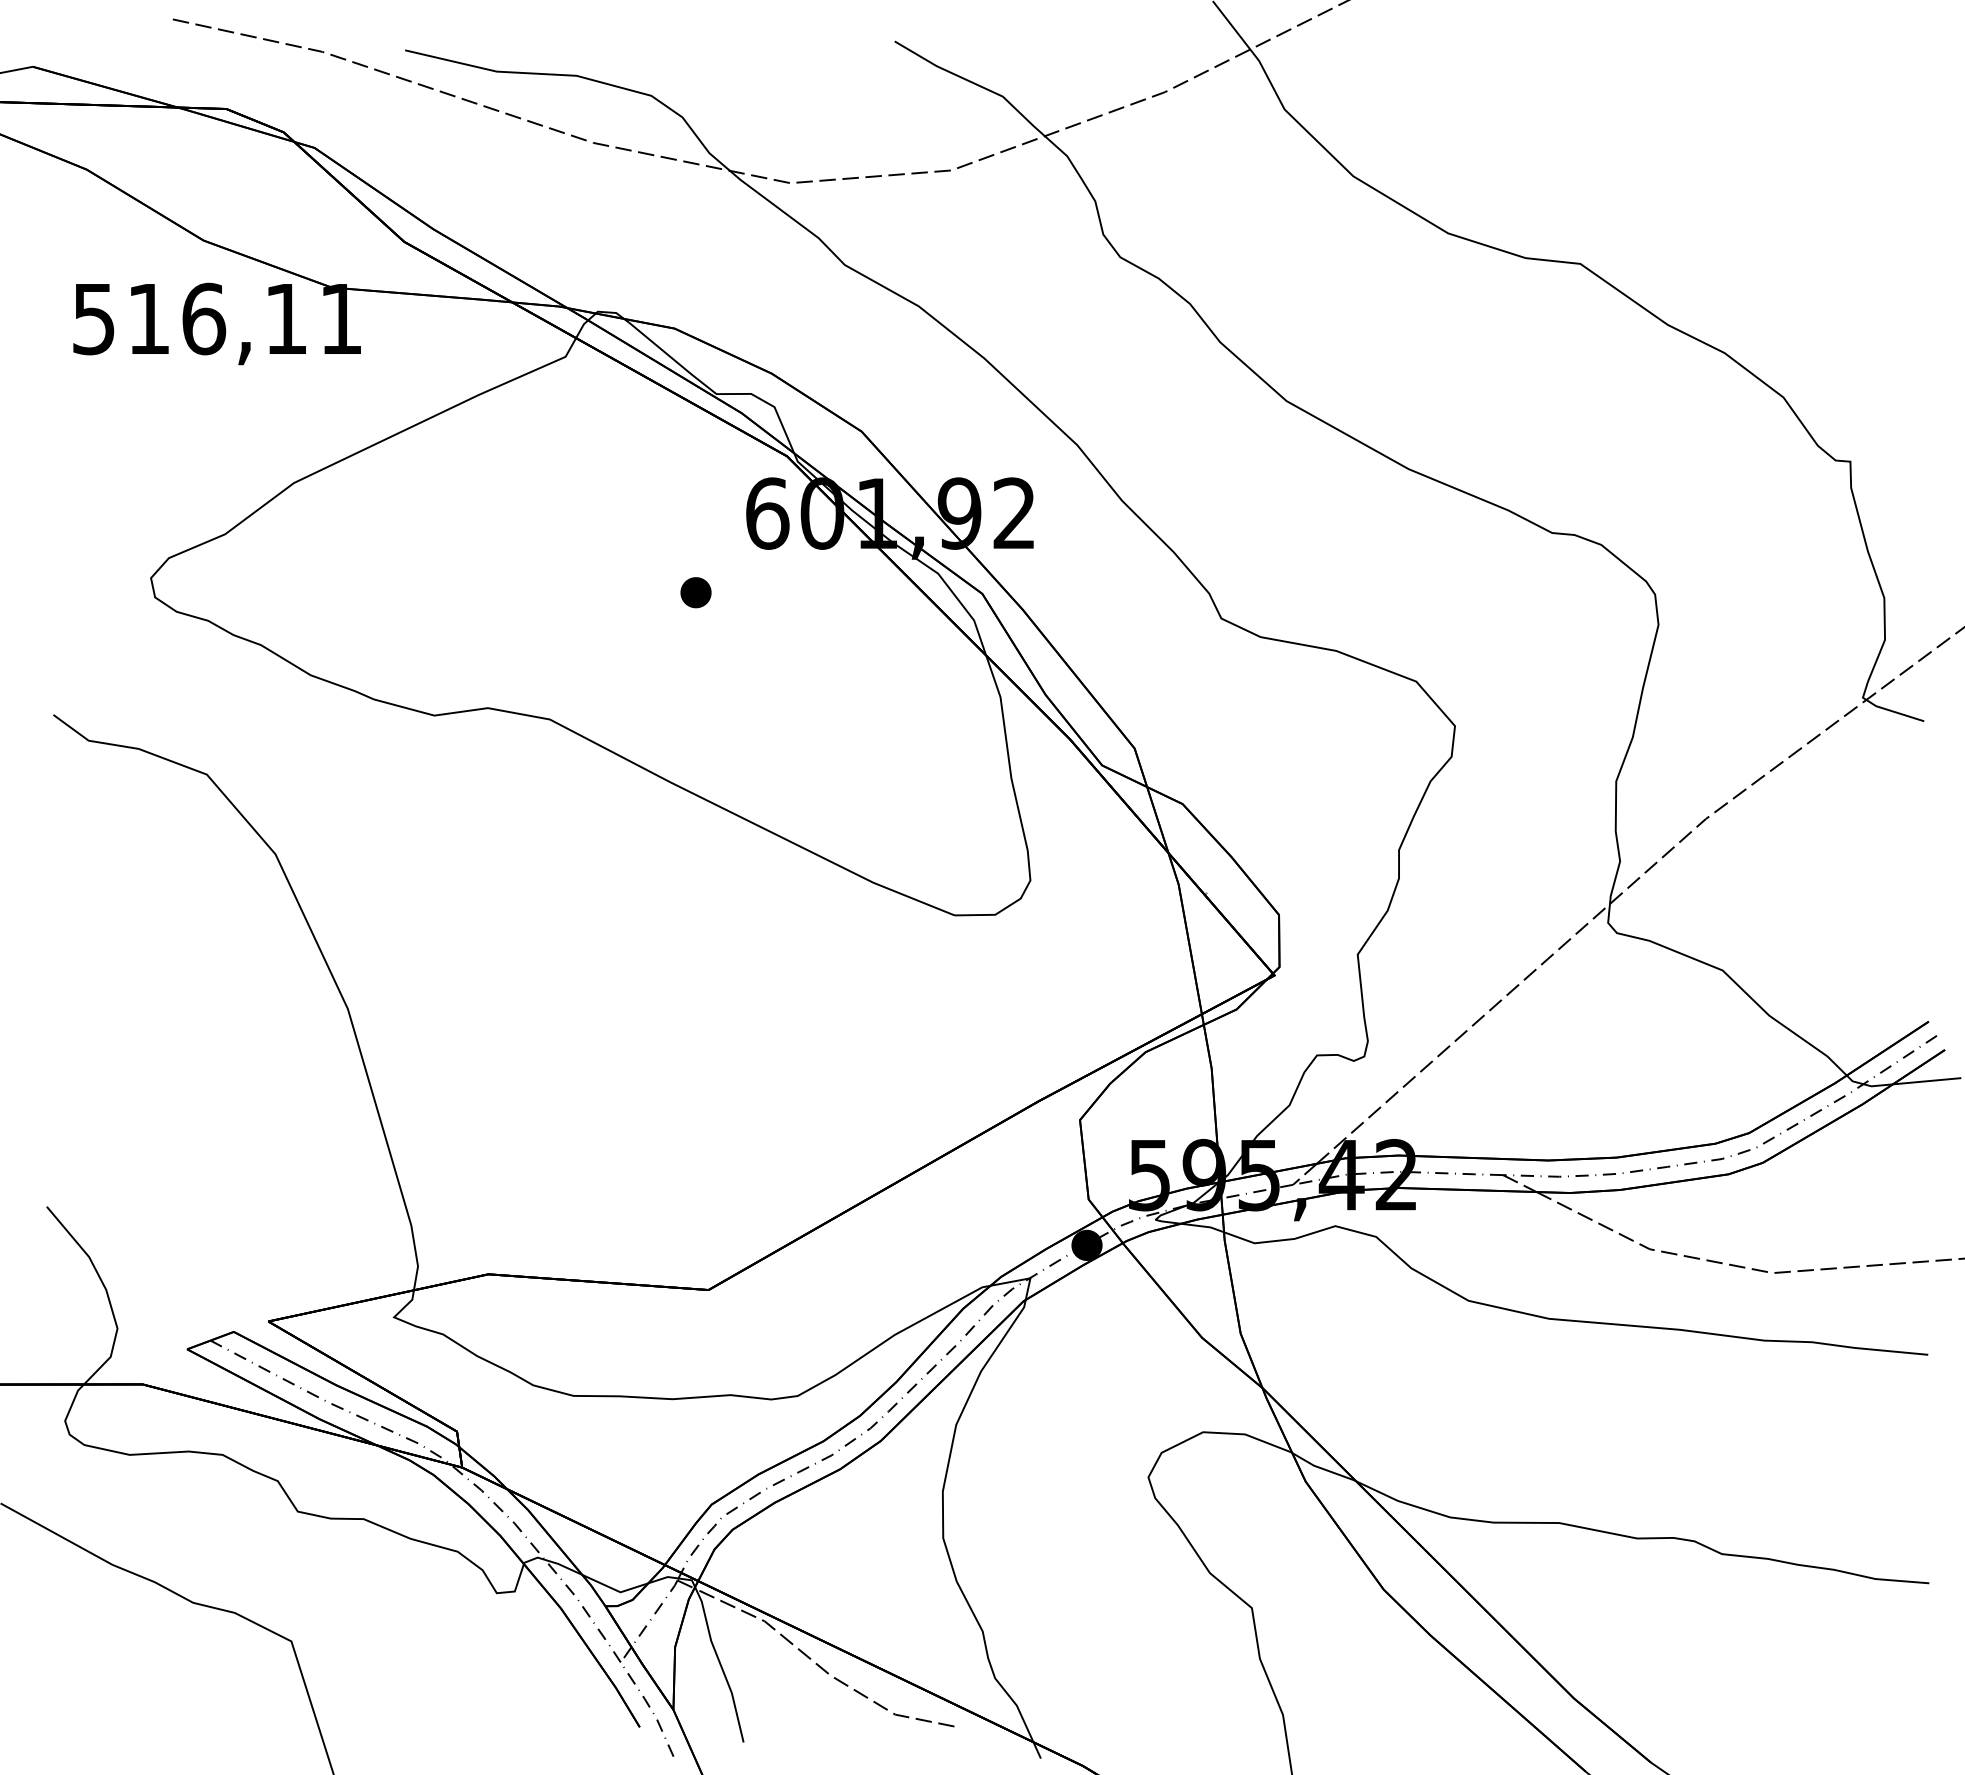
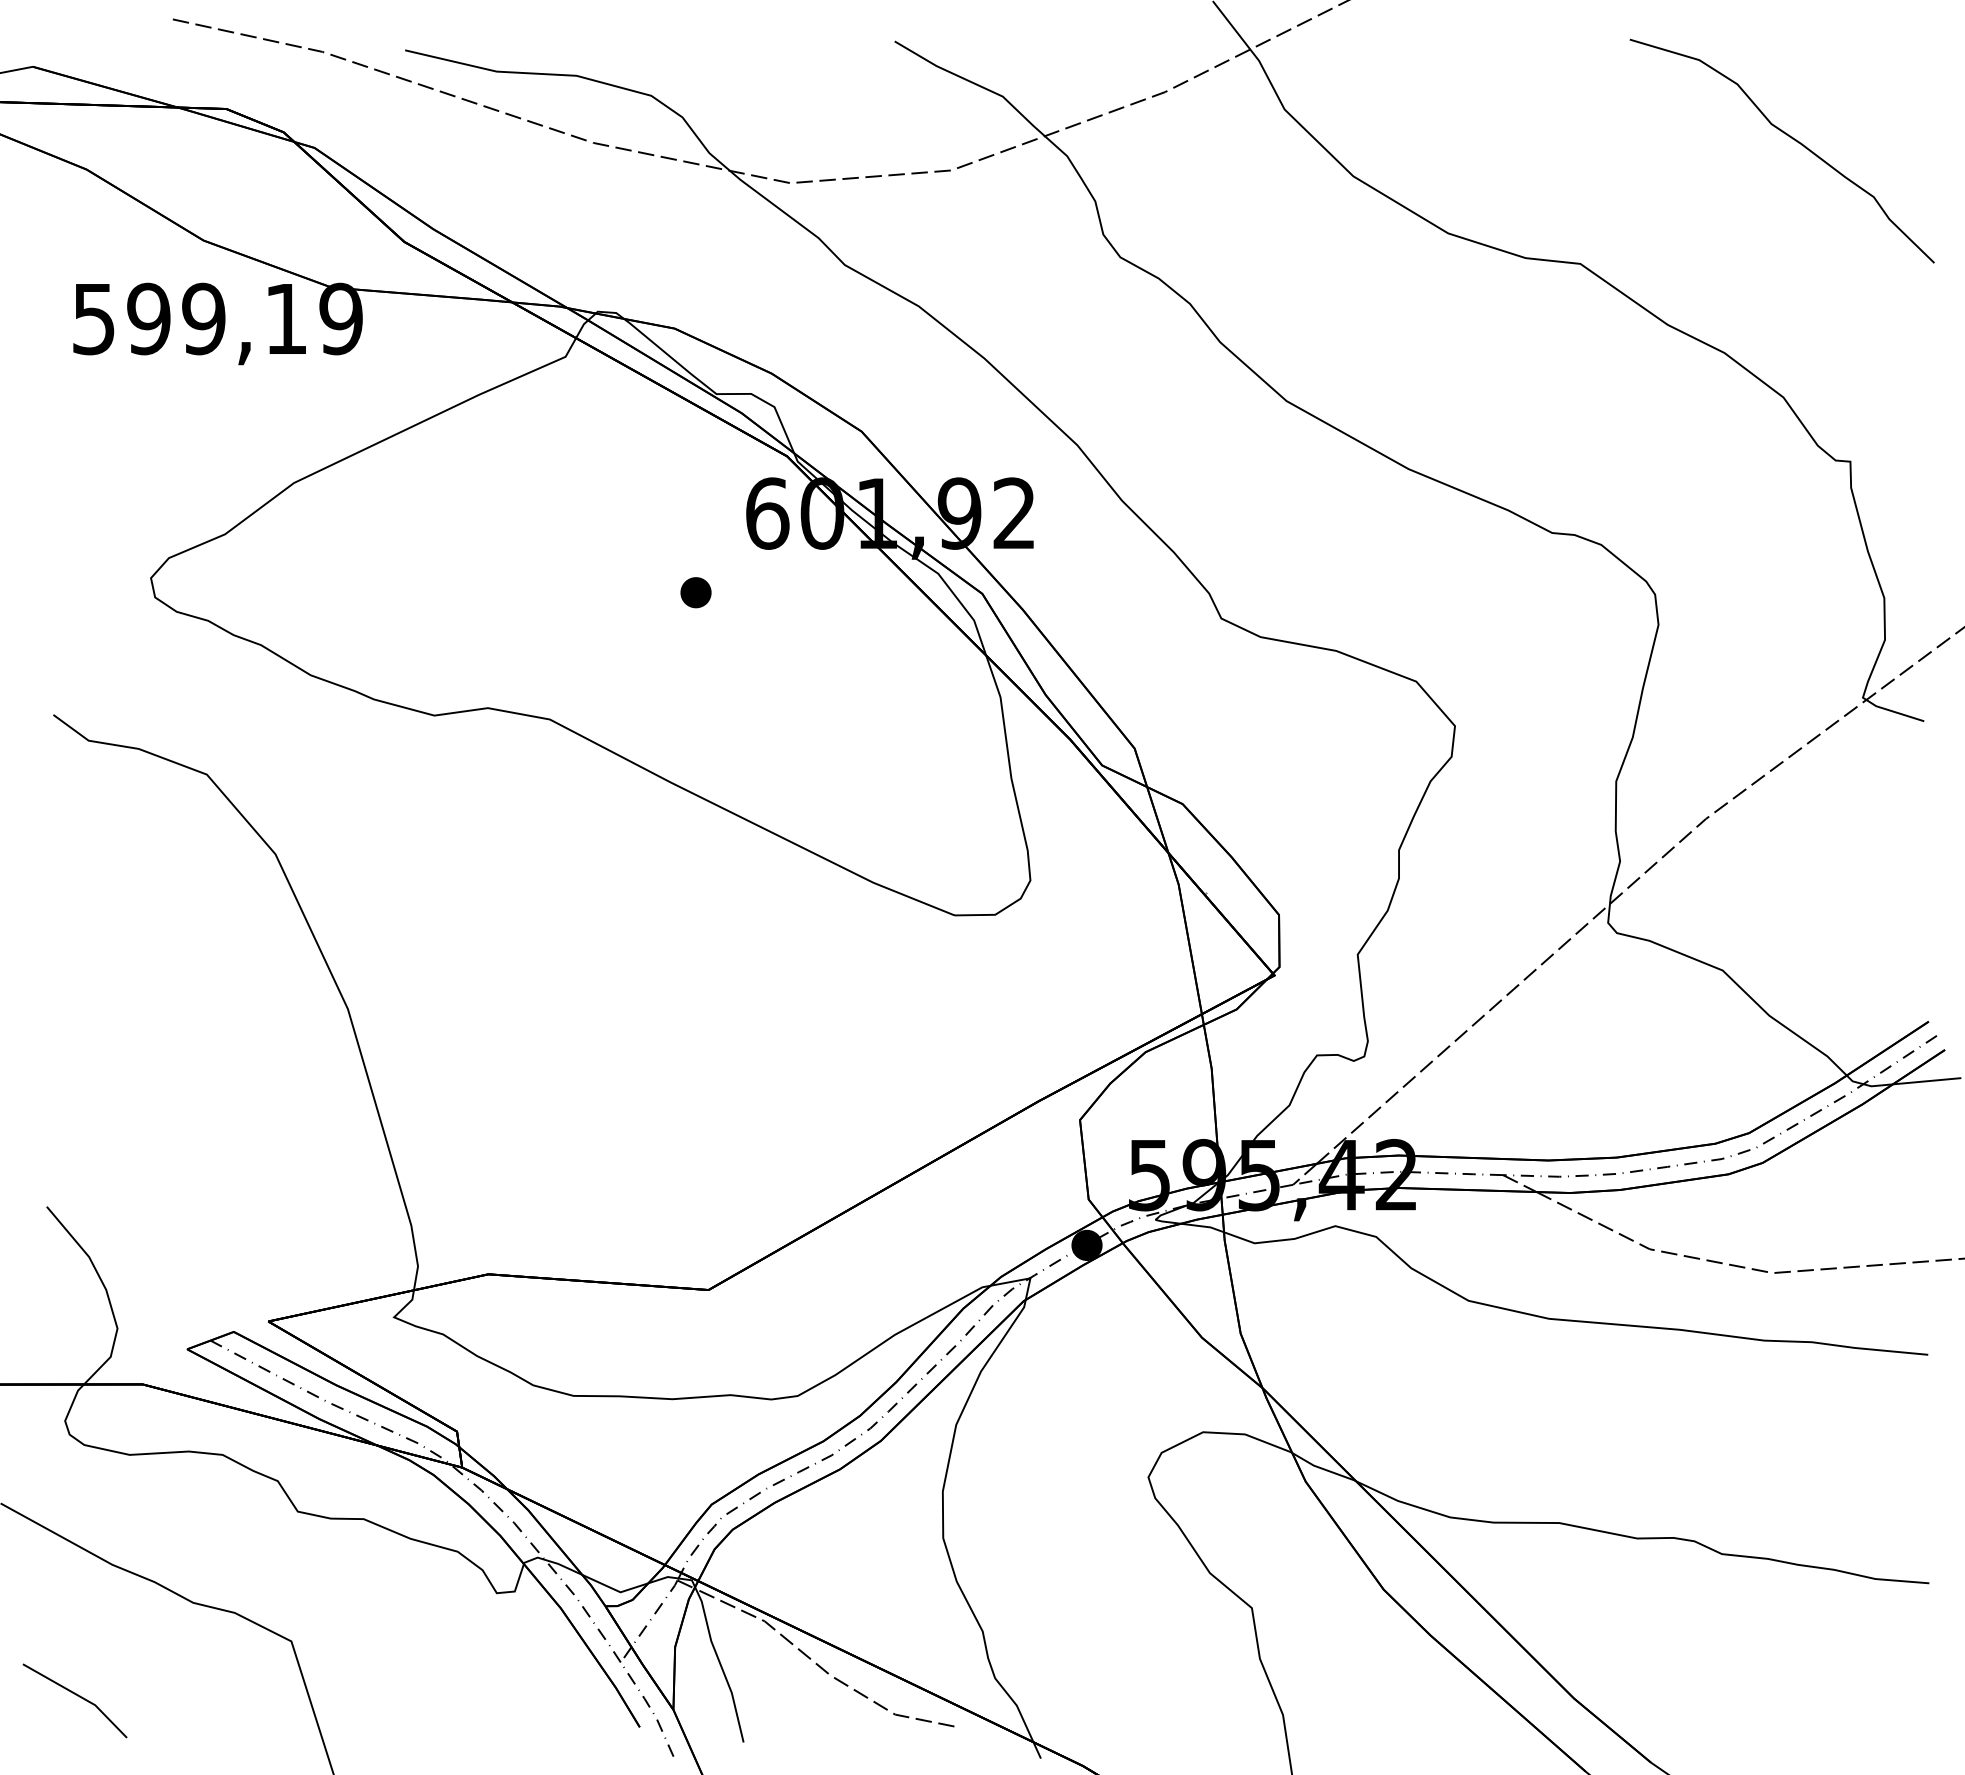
curve: none -> present (1789, 137)
text: 516,11 -> 599,19 (244, 318)
line: none -> present (77, 1696)
